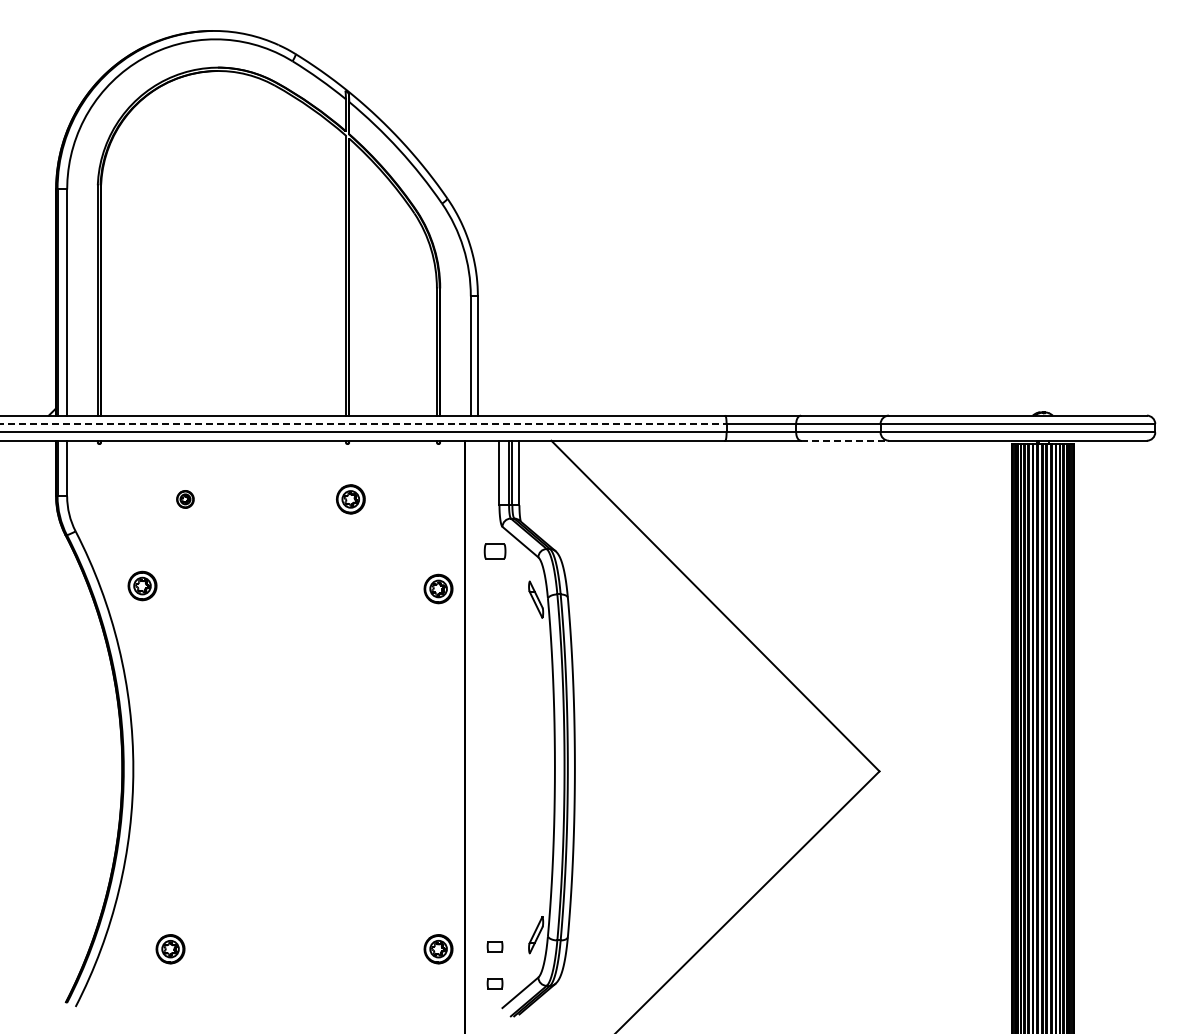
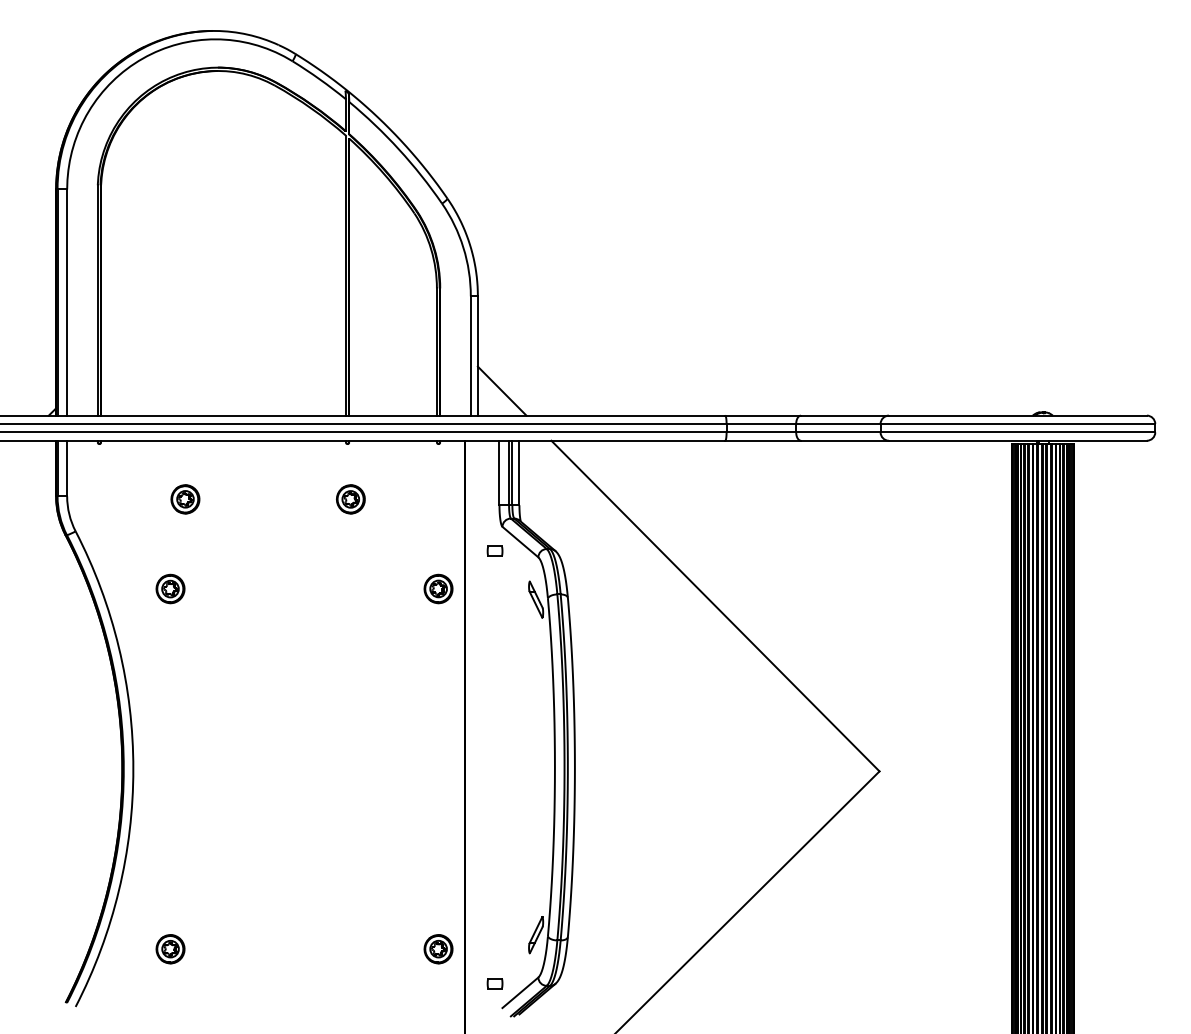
line: none -> present (501, 390)
line: dashed -> solid (363, 424)
line: dashed -> solid (845, 440)
part size: 19x19 px -> 31x31 px (185, 499)
part size: 24x17 px -> 18x12 px (494, 550)
part position: (142, 585) -> (170, 588) (170, 588)
part: present -> none (494, 946)
